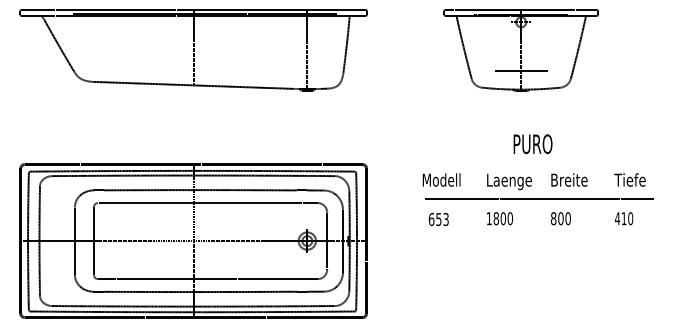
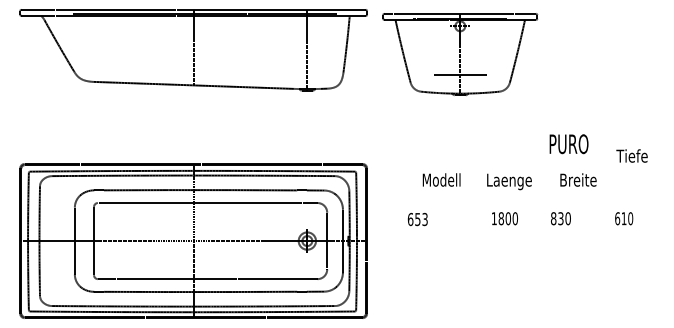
part position: (521, 50) -> (460, 54) (460, 54)
text position: (532, 144) -> (568, 144) (568, 144)
text position: (569, 179) -> (578, 179) (578, 179)
text position: (629, 179) -> (631, 155) (631, 155)
line: present -> none (539, 199)
text position: (499, 218) -> (504, 218) (504, 218)
text: 800 -> 830 (560, 218)
text: 410 -> 610 (617, 218)
text position: (438, 219) -> (417, 219) (417, 219)
